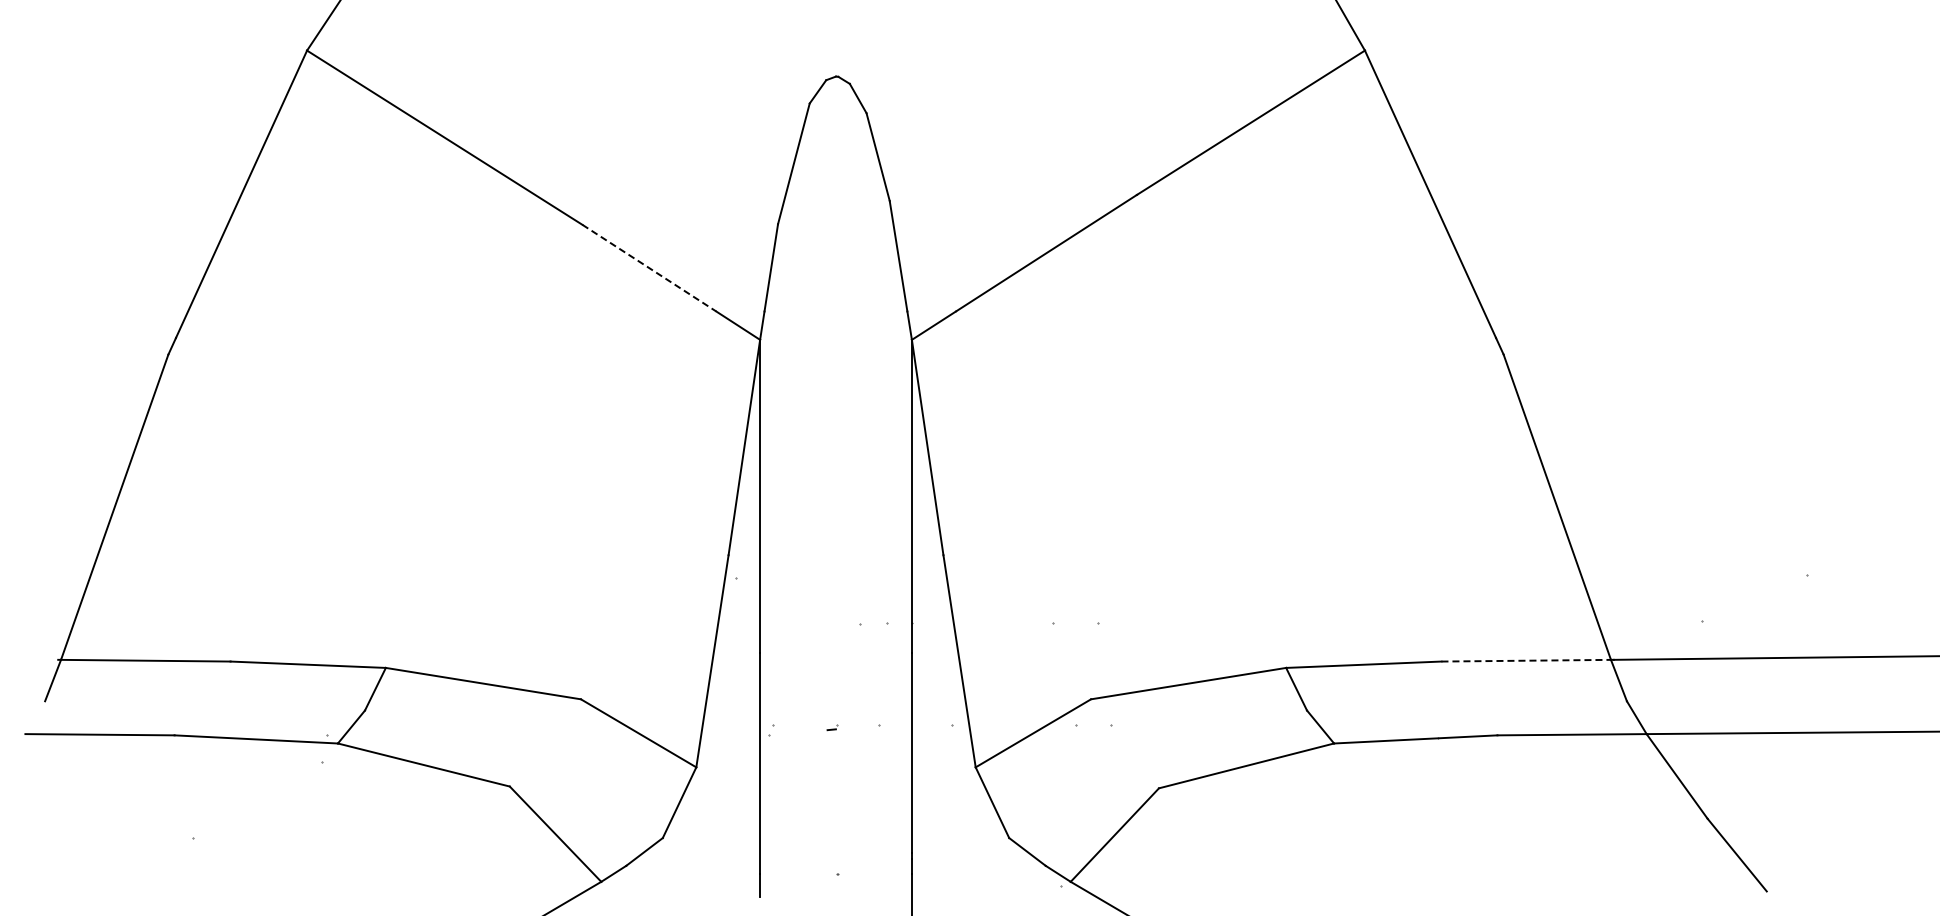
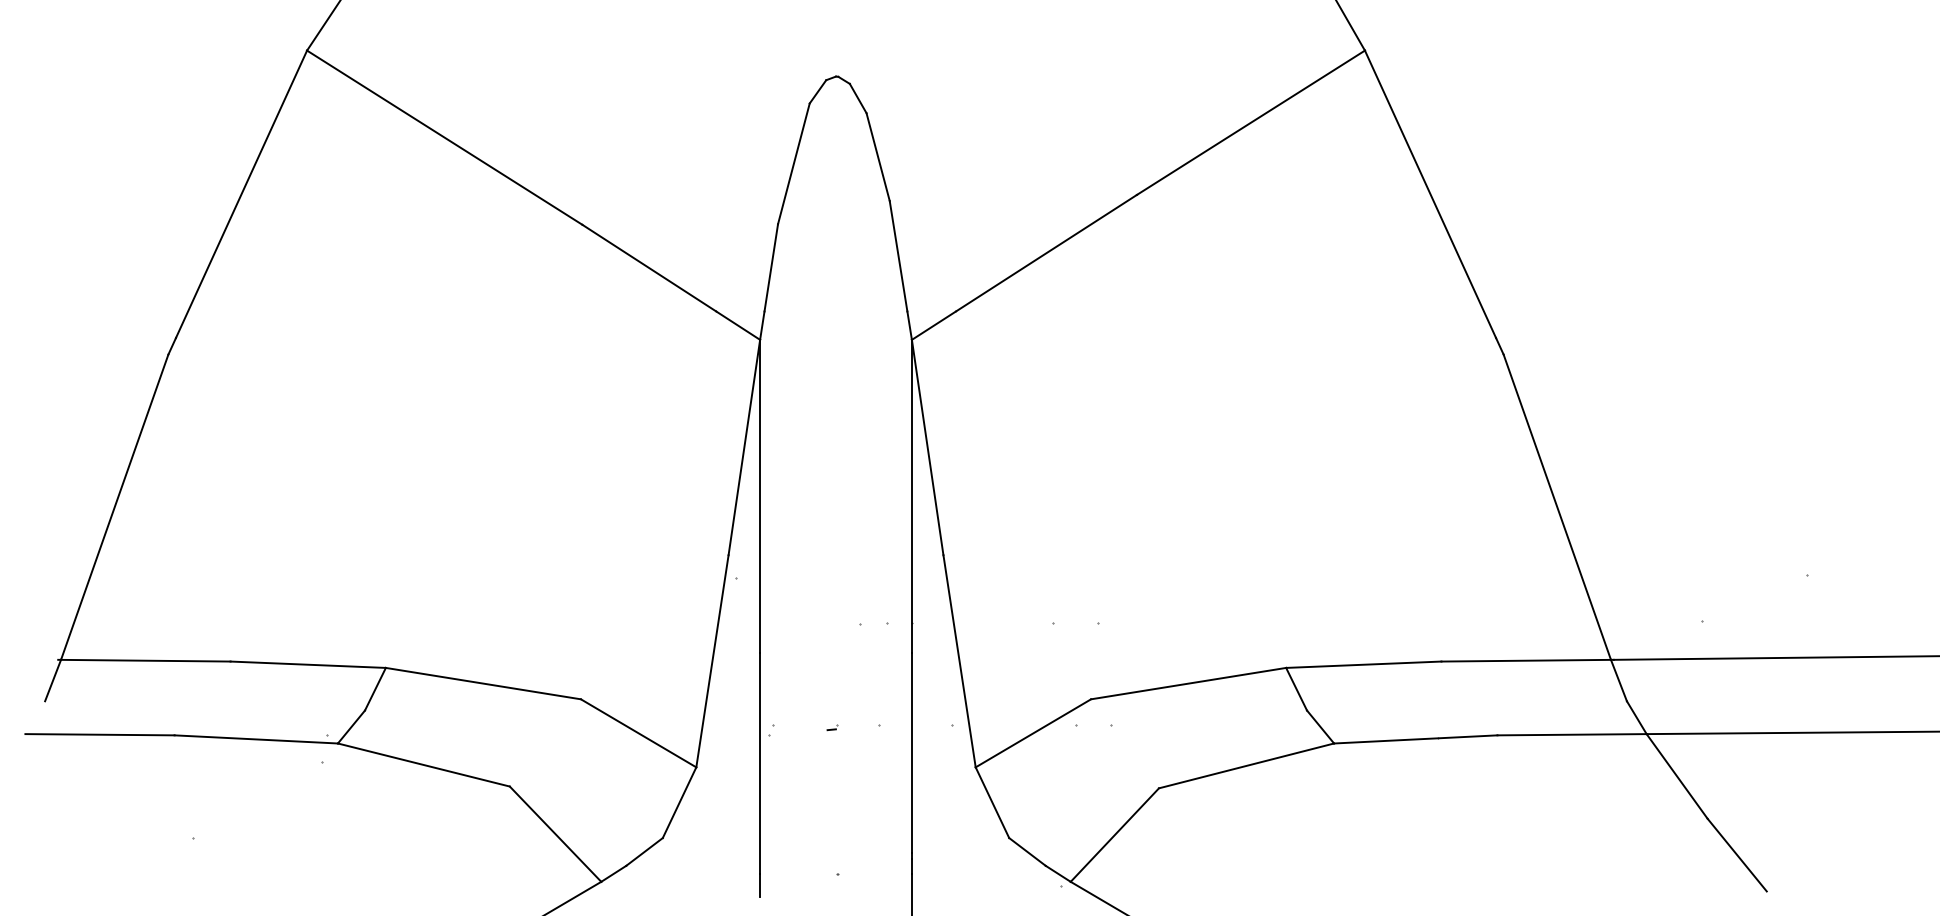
line: dashed -> solid (649, 268)
line: dashed -> solid (1526, 660)
